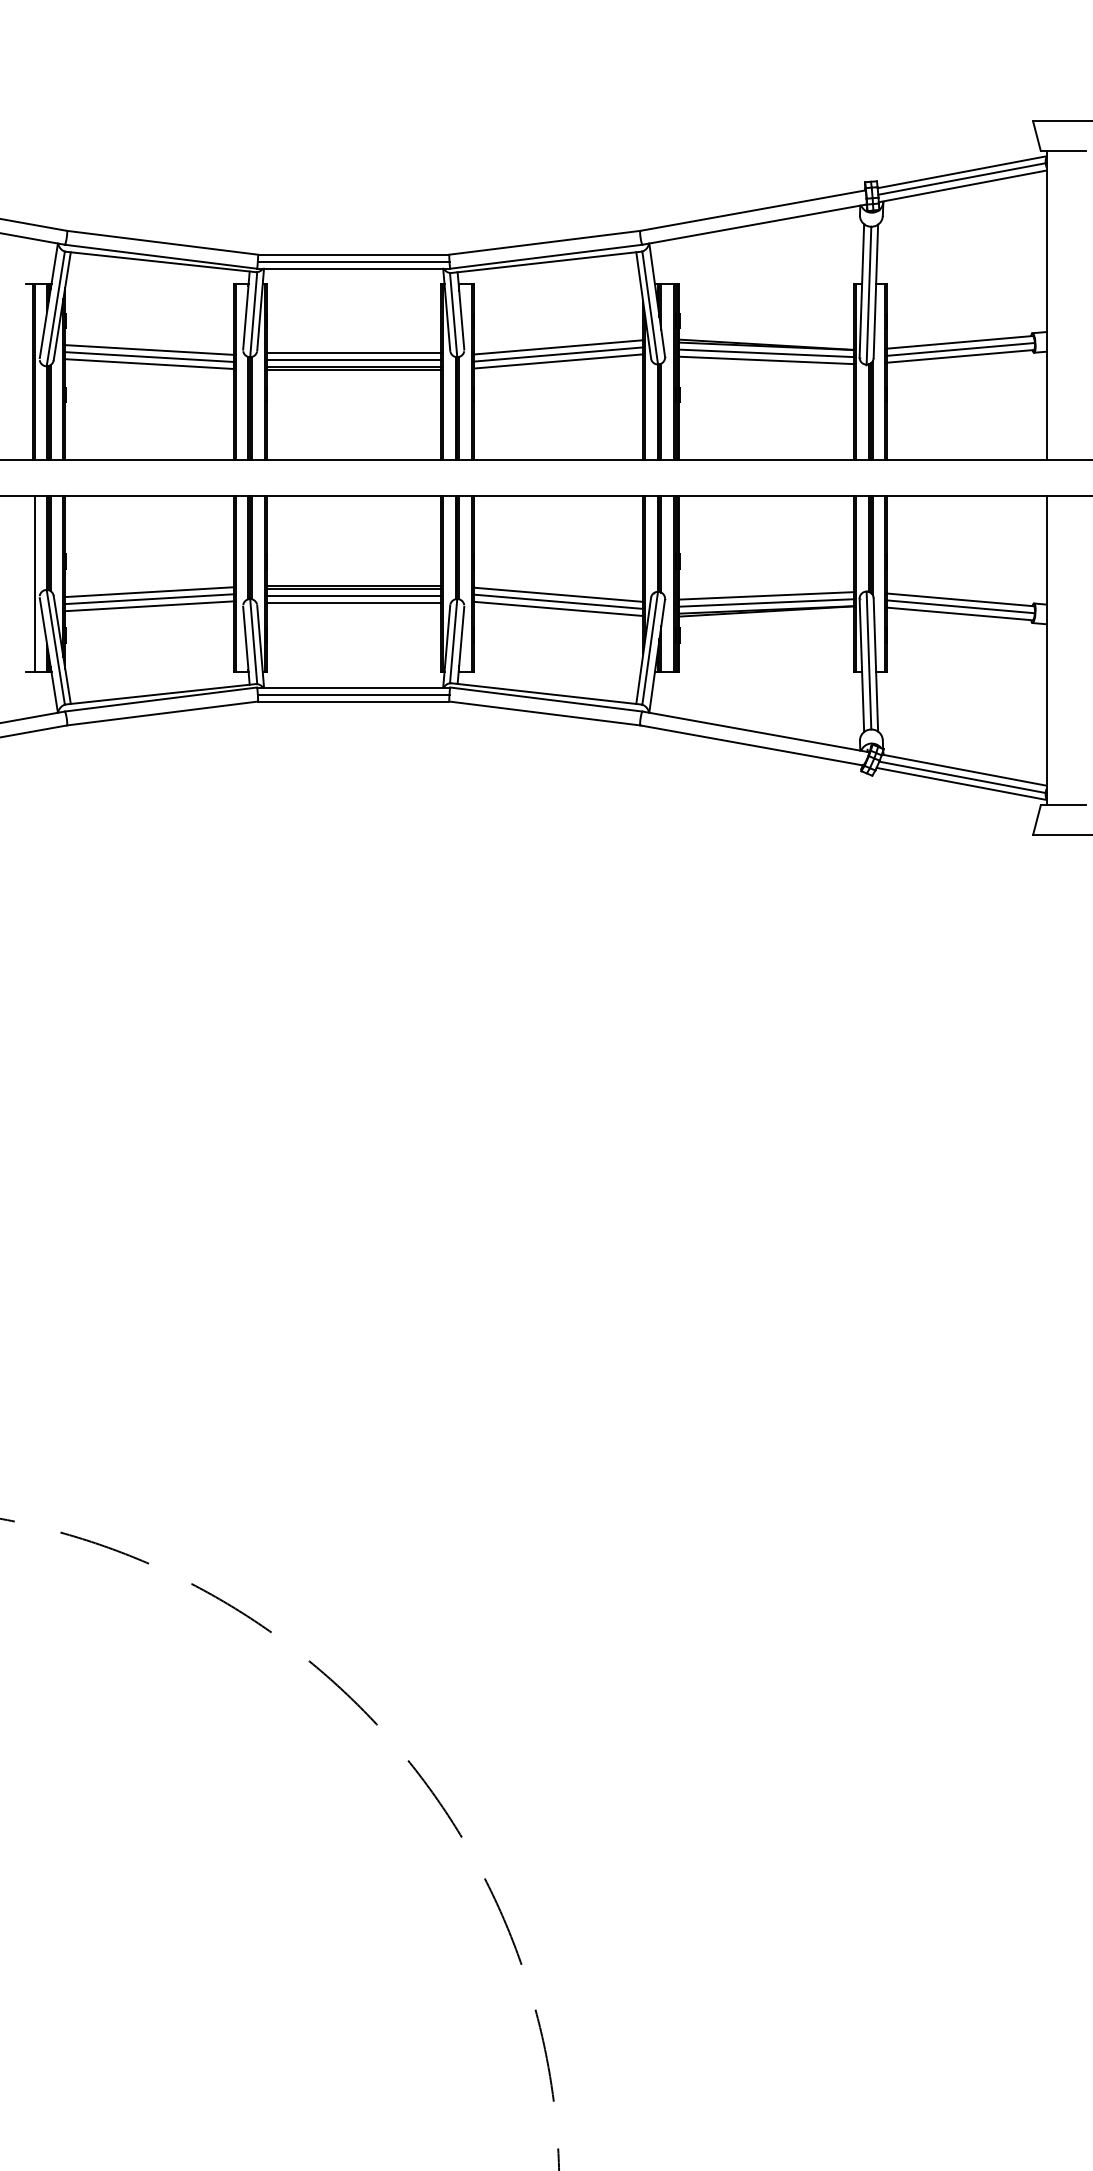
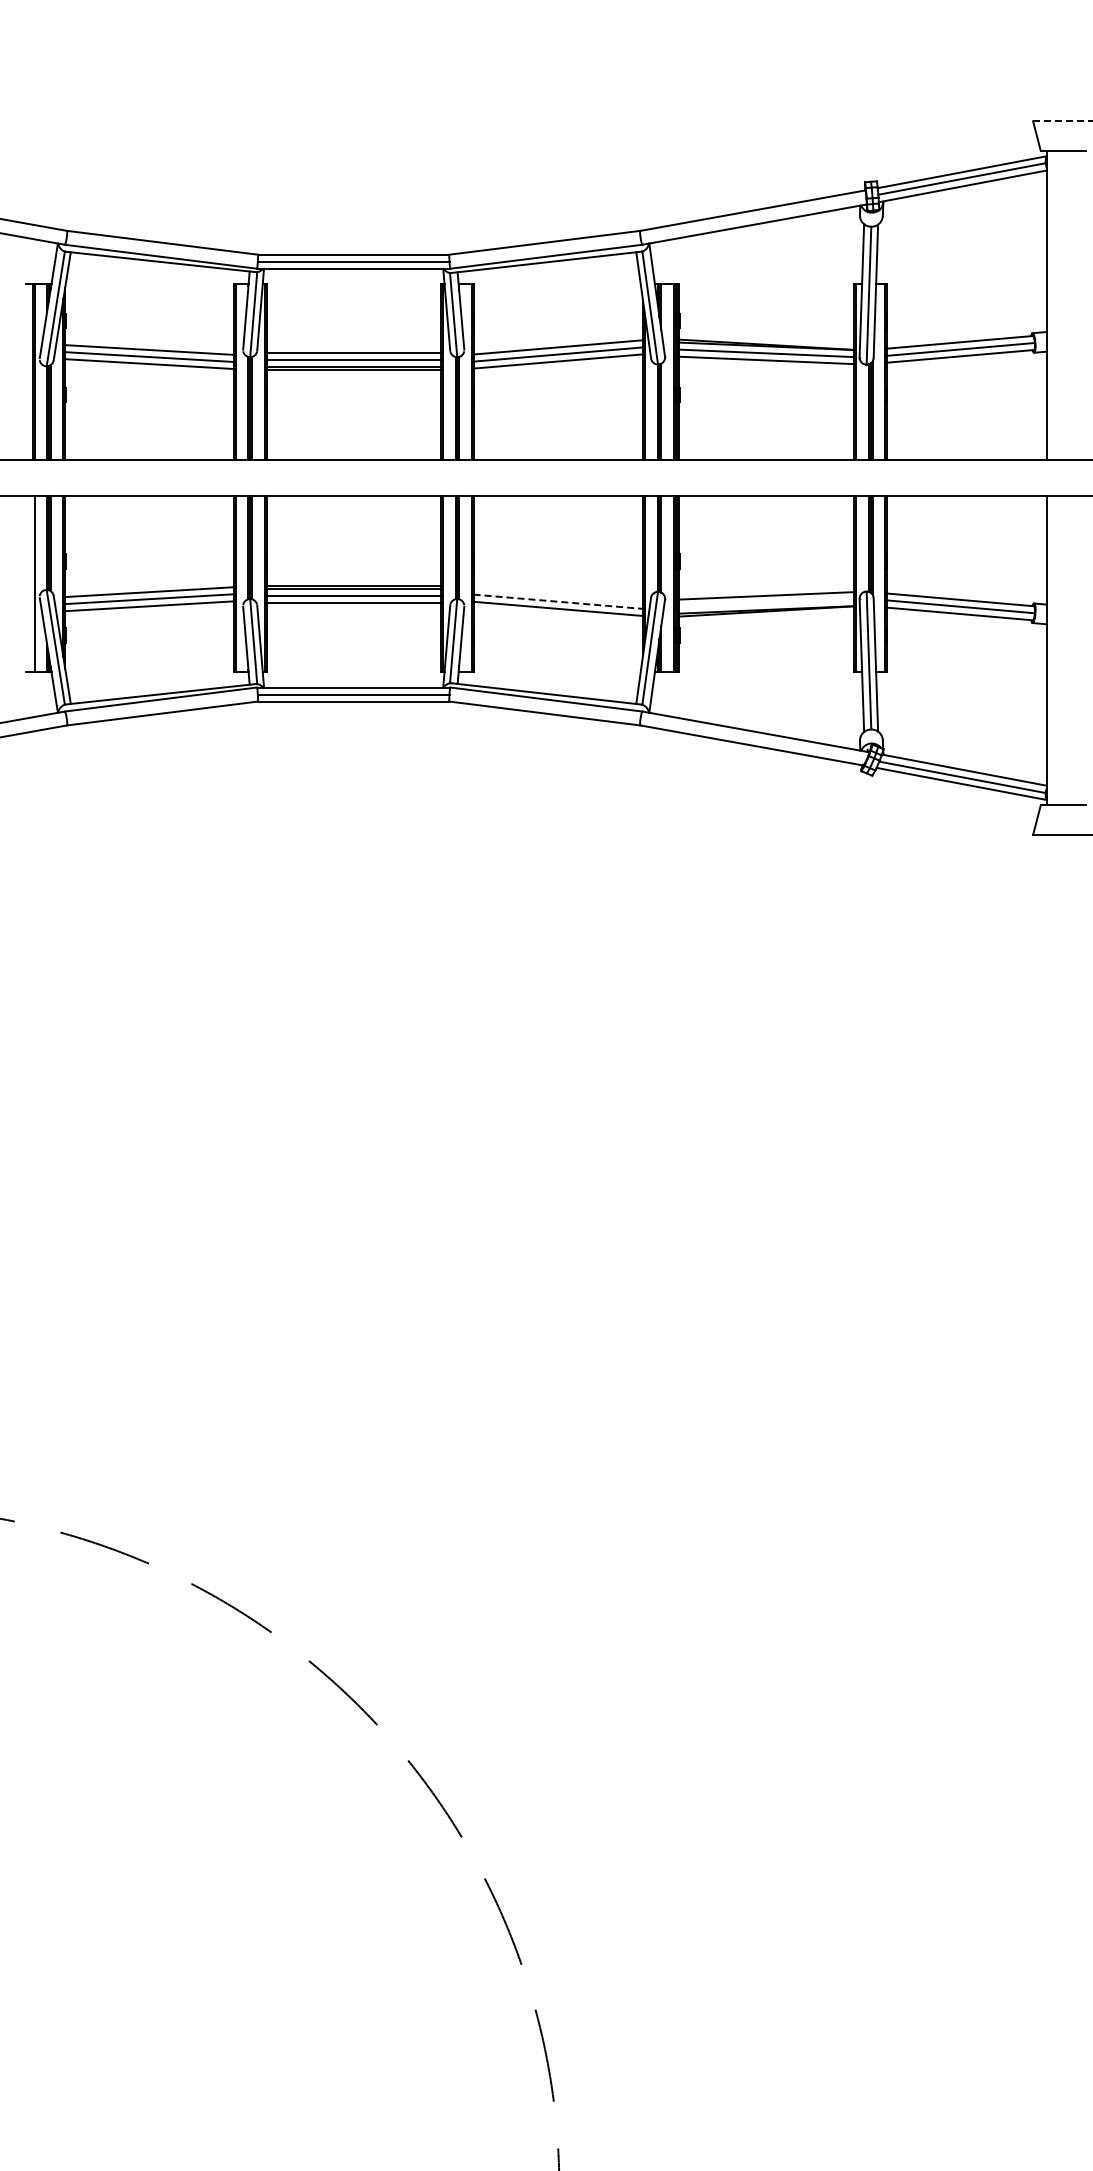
line: solid -> dashed (1062, 121)
line: present -> none (558, 594)
line: solid -> dashed (558, 601)
line: present -> none (766, 602)
